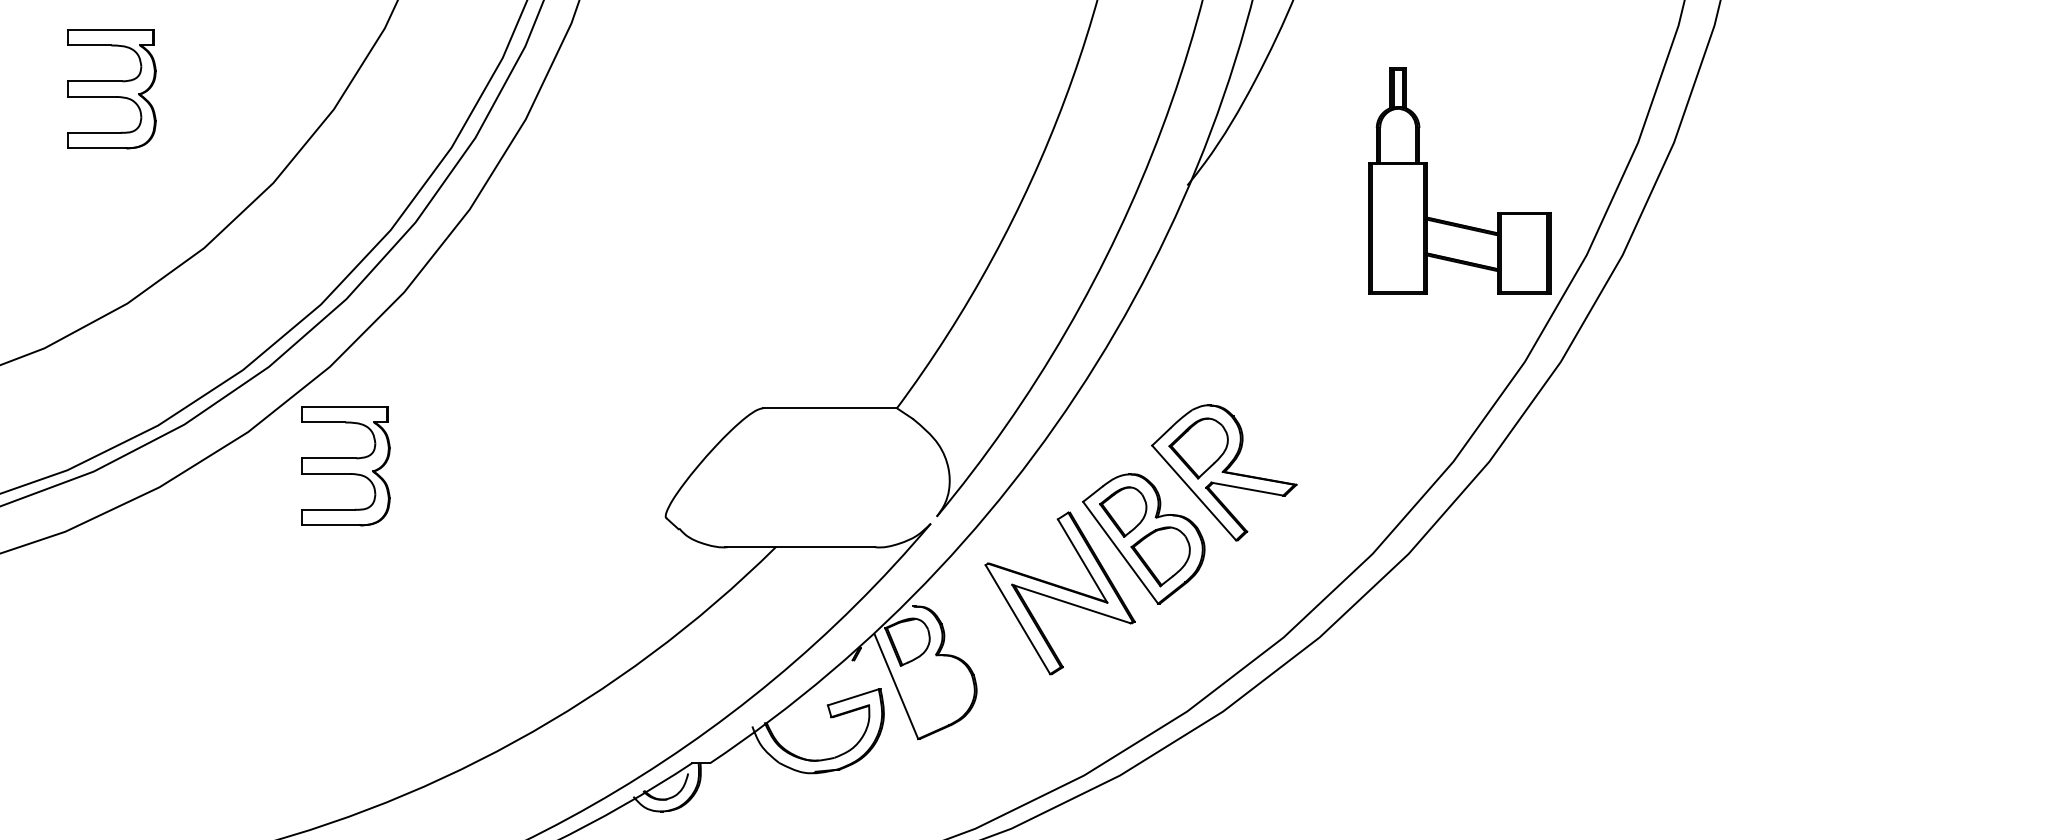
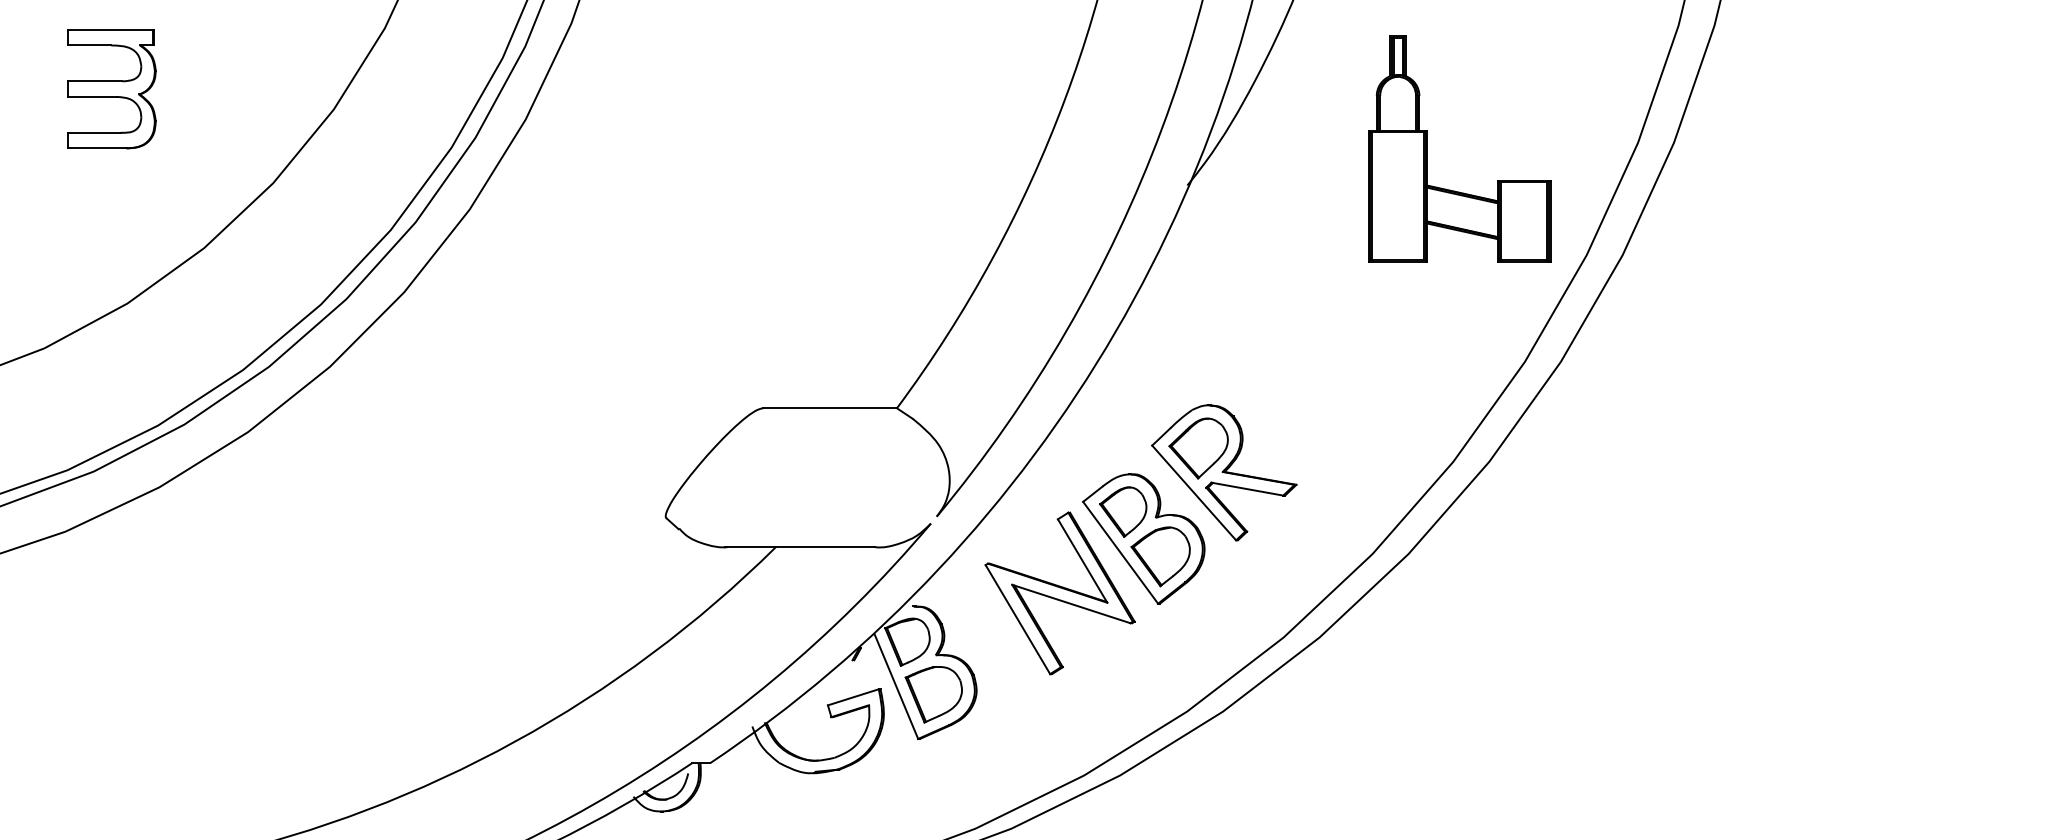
part position: (1427, 180) -> (1427, 148) (1427, 148)
part: present -> none (345, 466)
part: none -> present (933, 694)
